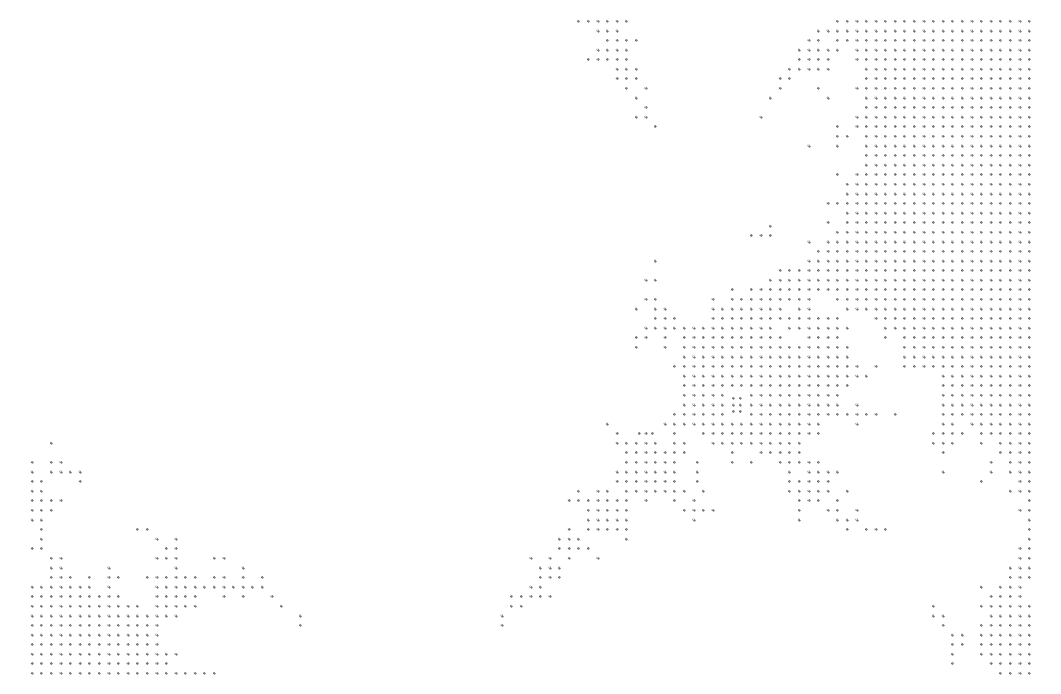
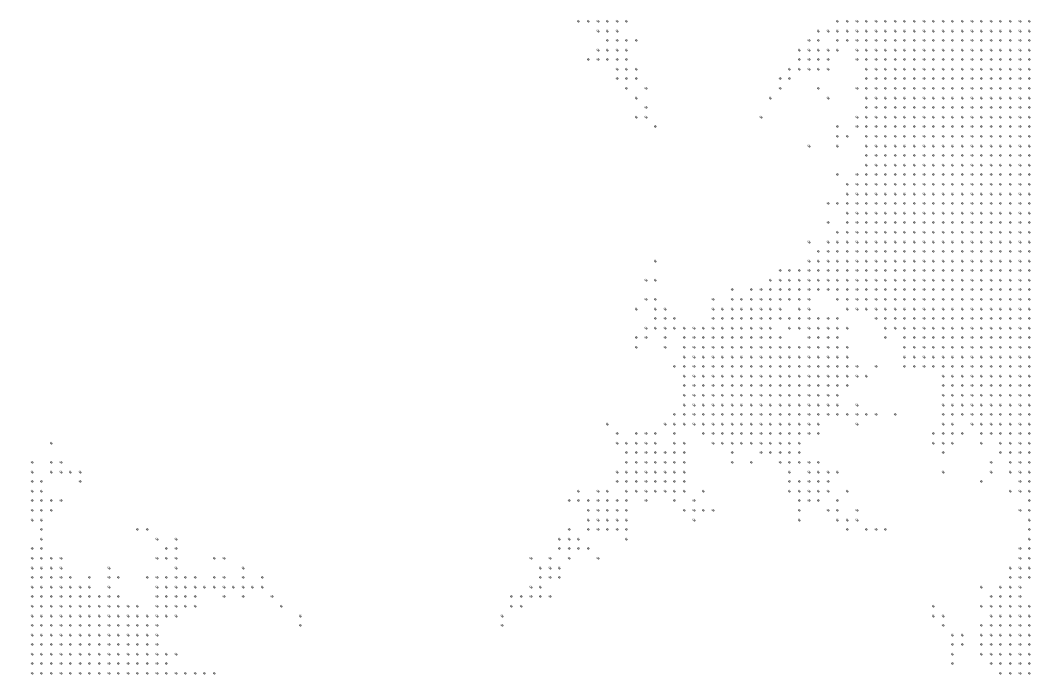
part: present -> none (760, 230)
part size: 10x16 px -> 12x22 px (736, 404)
part size: 16x3 px -> 22x3 px (645, 433)
part position: (697, 471) -> (684, 471) (684, 471)
part: none -> present (36, 567)
